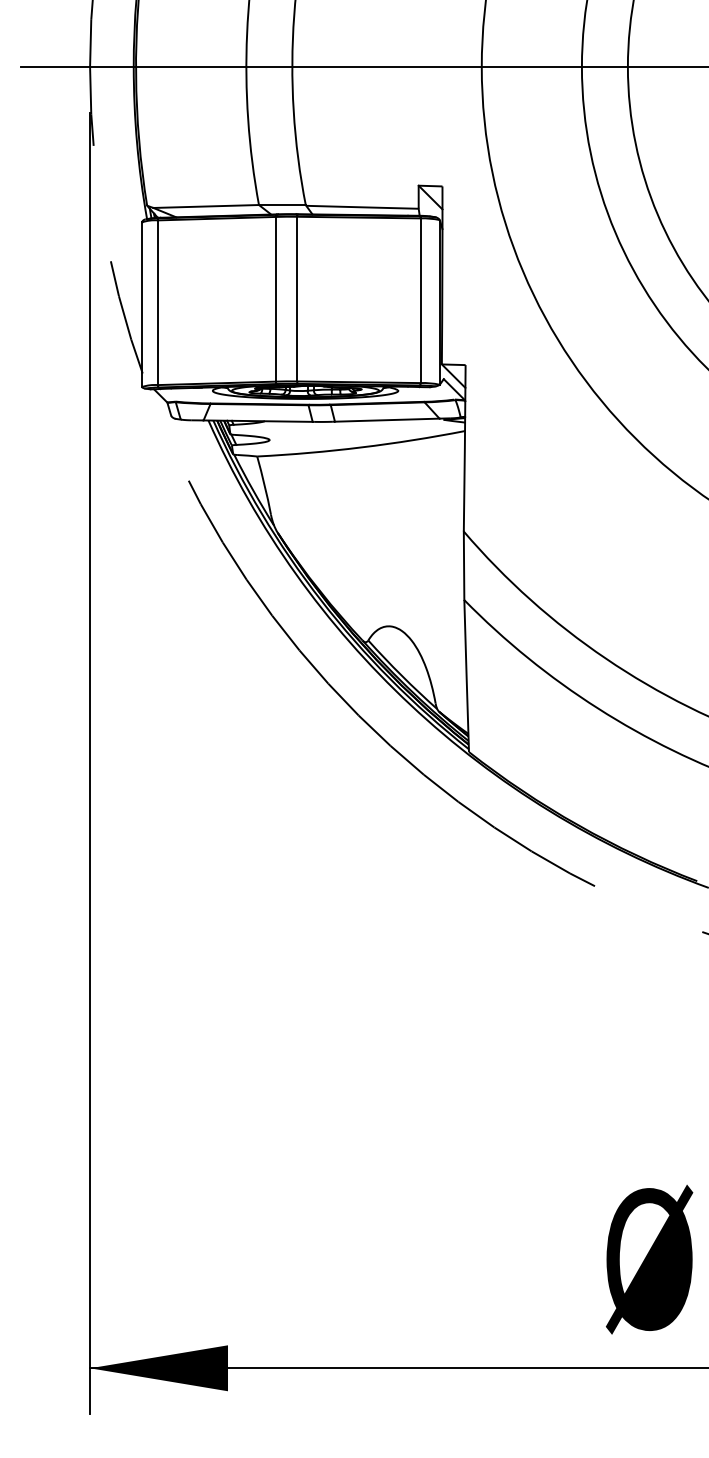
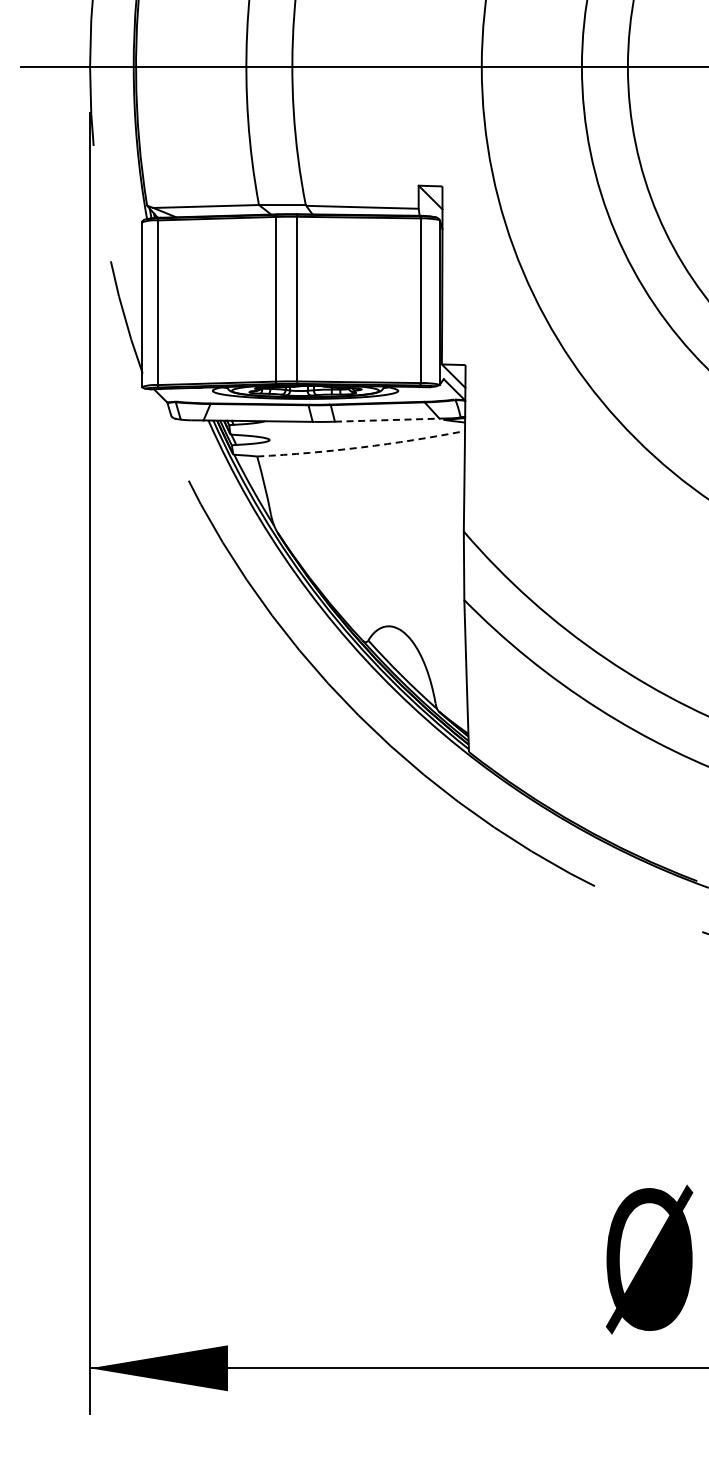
line: solid -> dashed (387, 420)
arc: solid -> dashed (361, 447)
